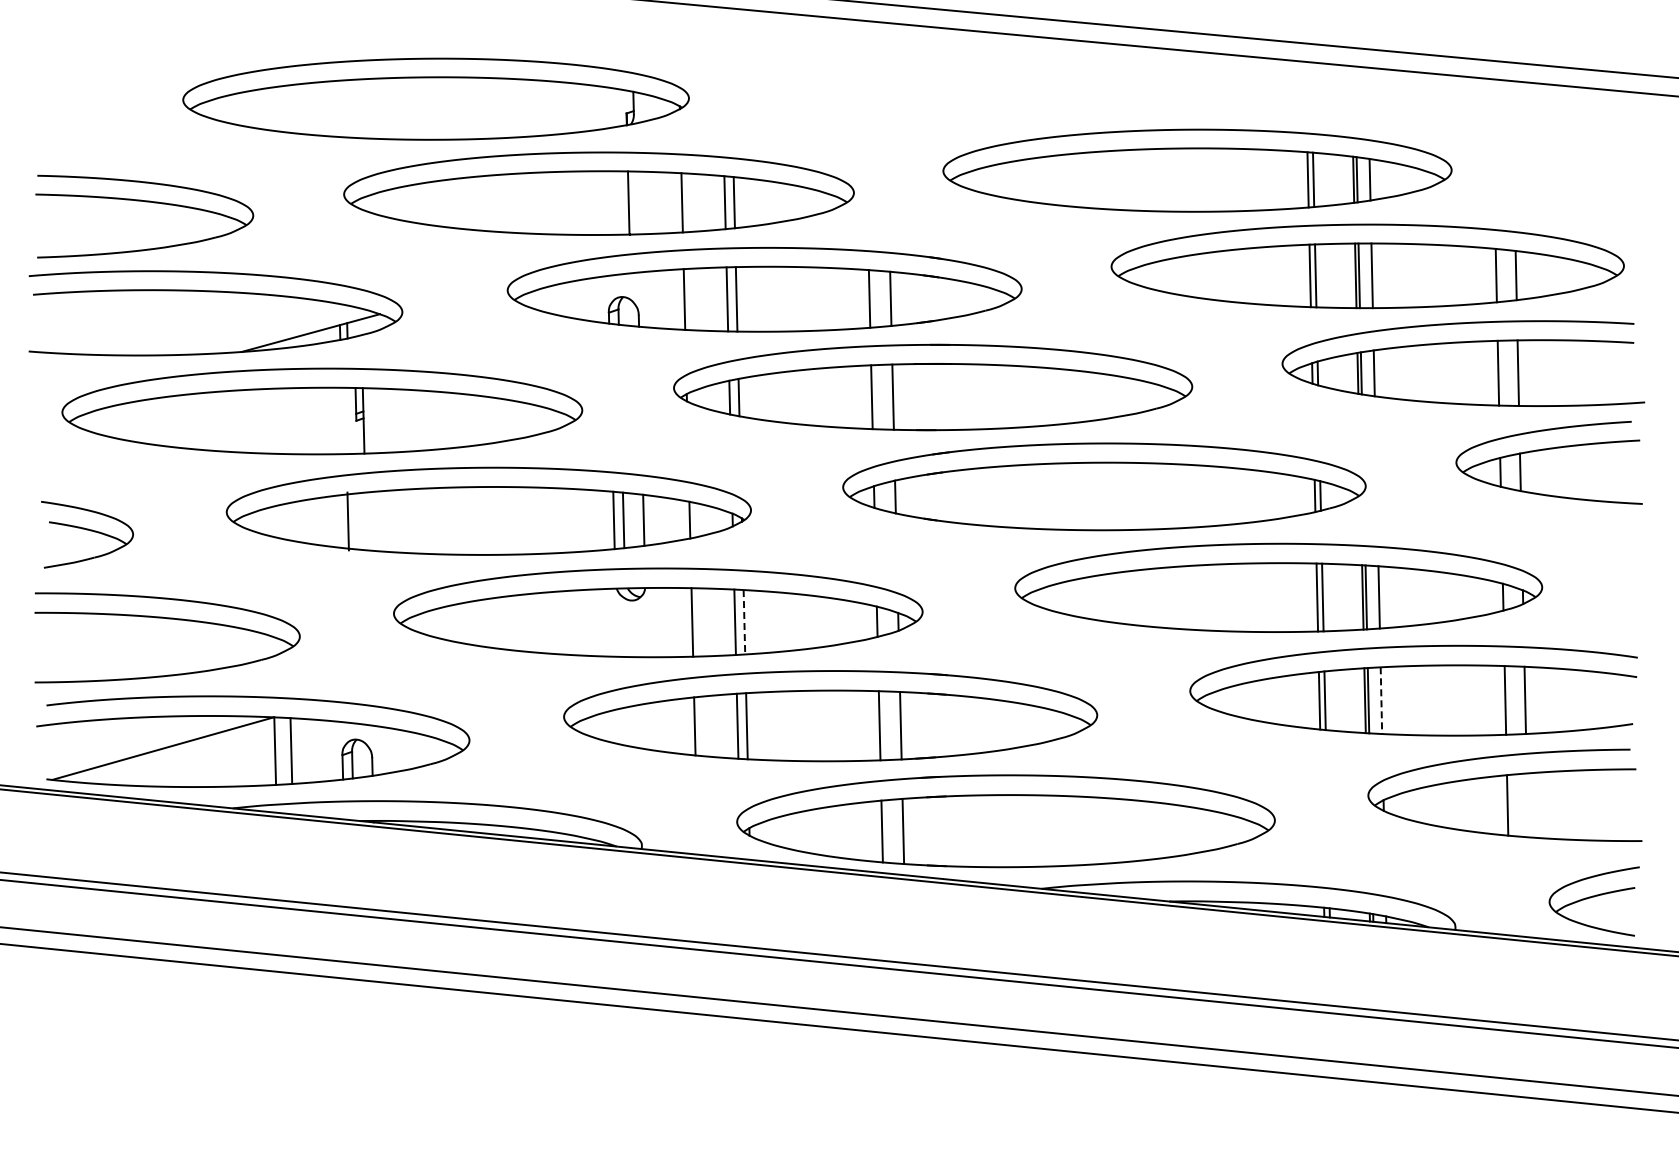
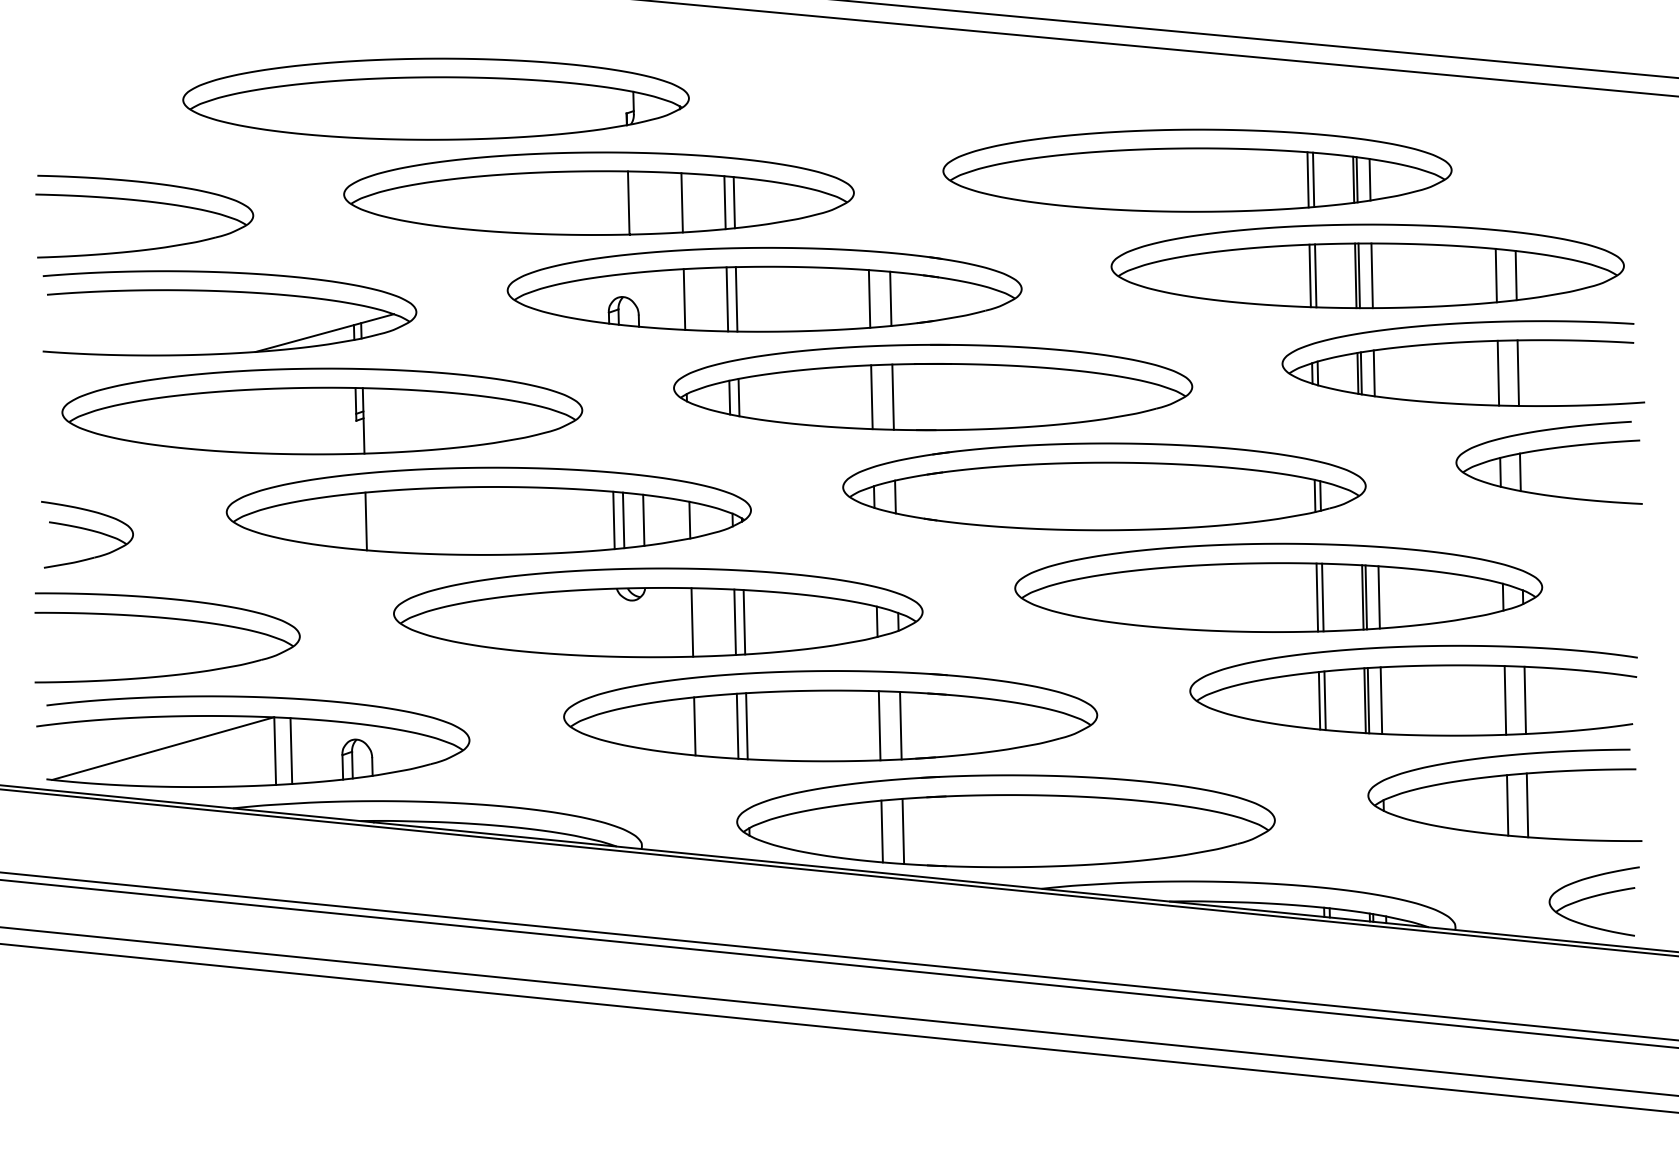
part position: (215, 292) -> (229, 292) (229, 292)
line position: (347, 521) -> (365, 521) (365, 521)
line: dashed -> solid (744, 622)
line: dashed -> solid (1381, 701)
line: none -> present (1527, 805)
